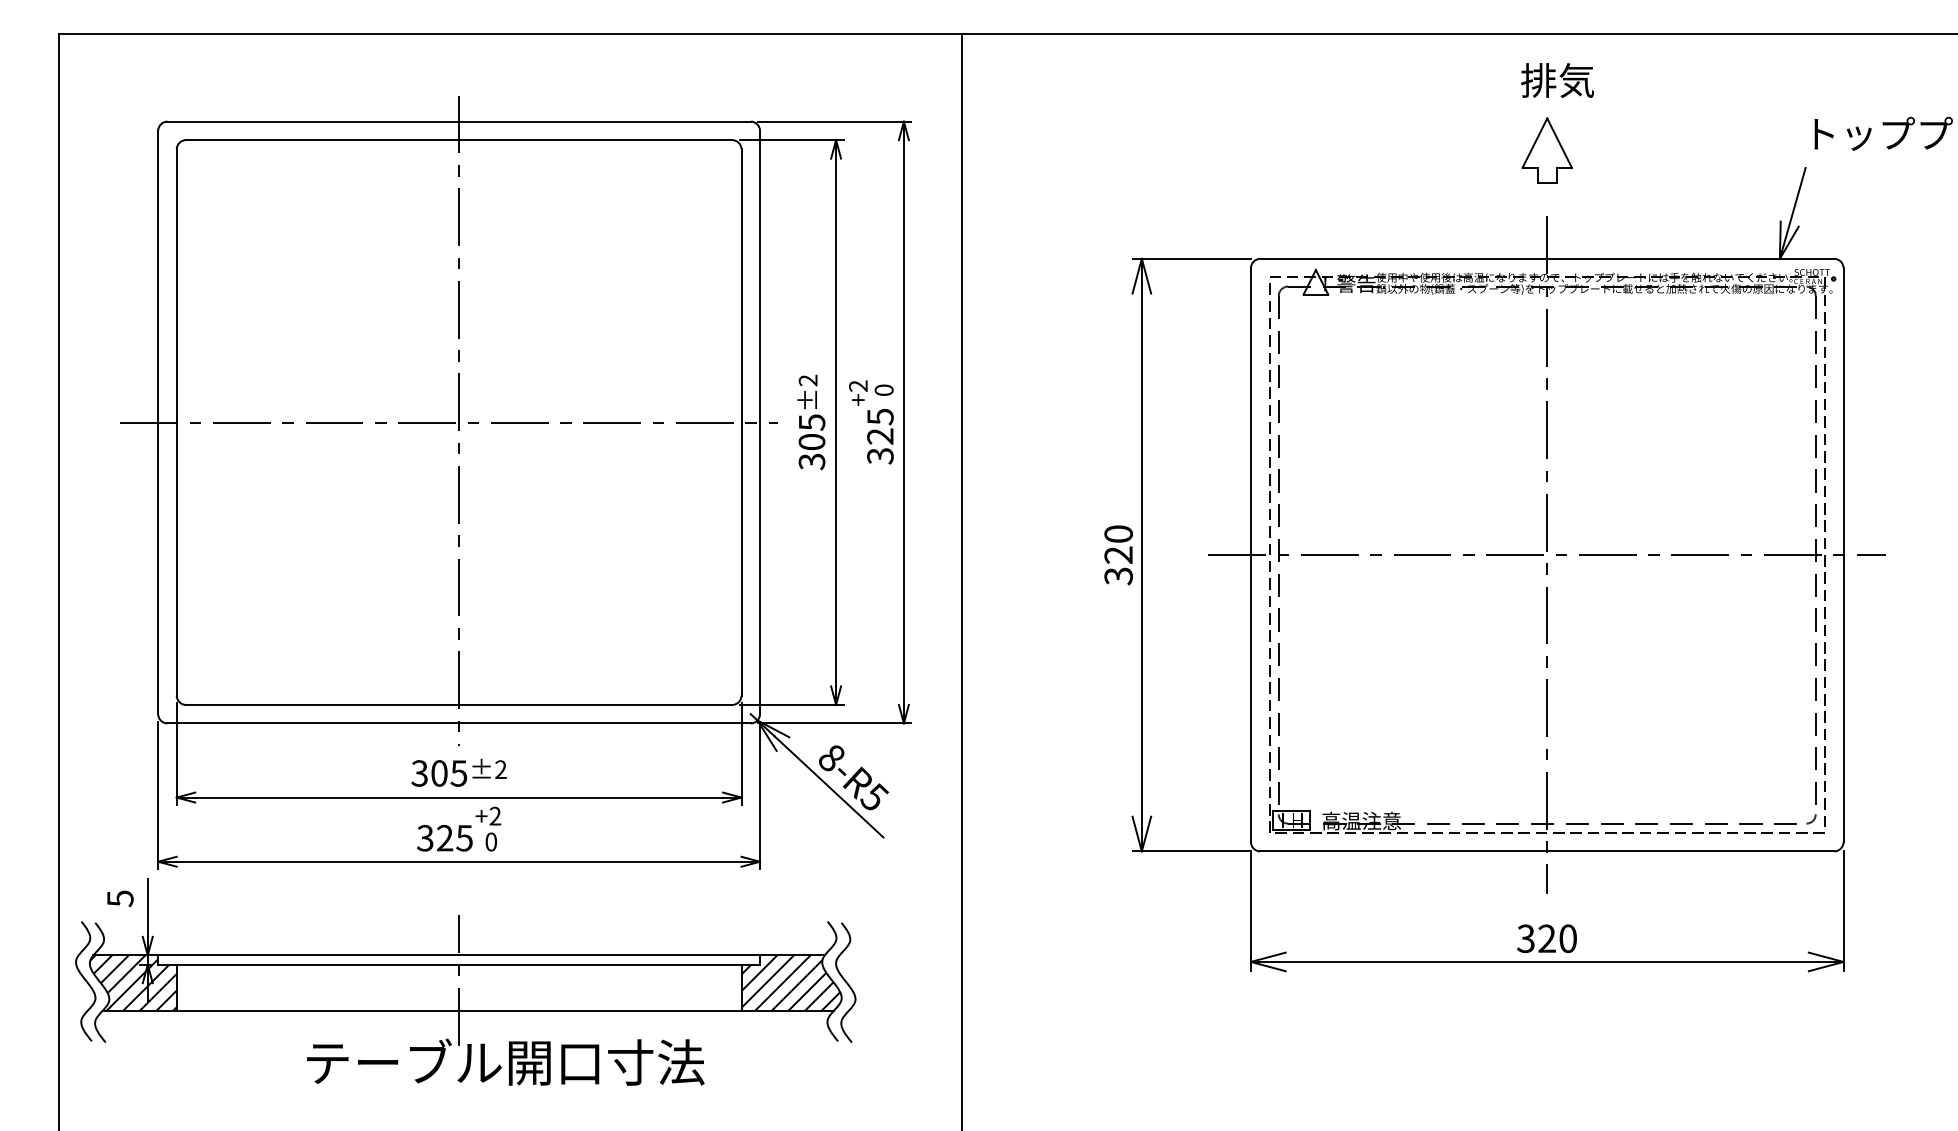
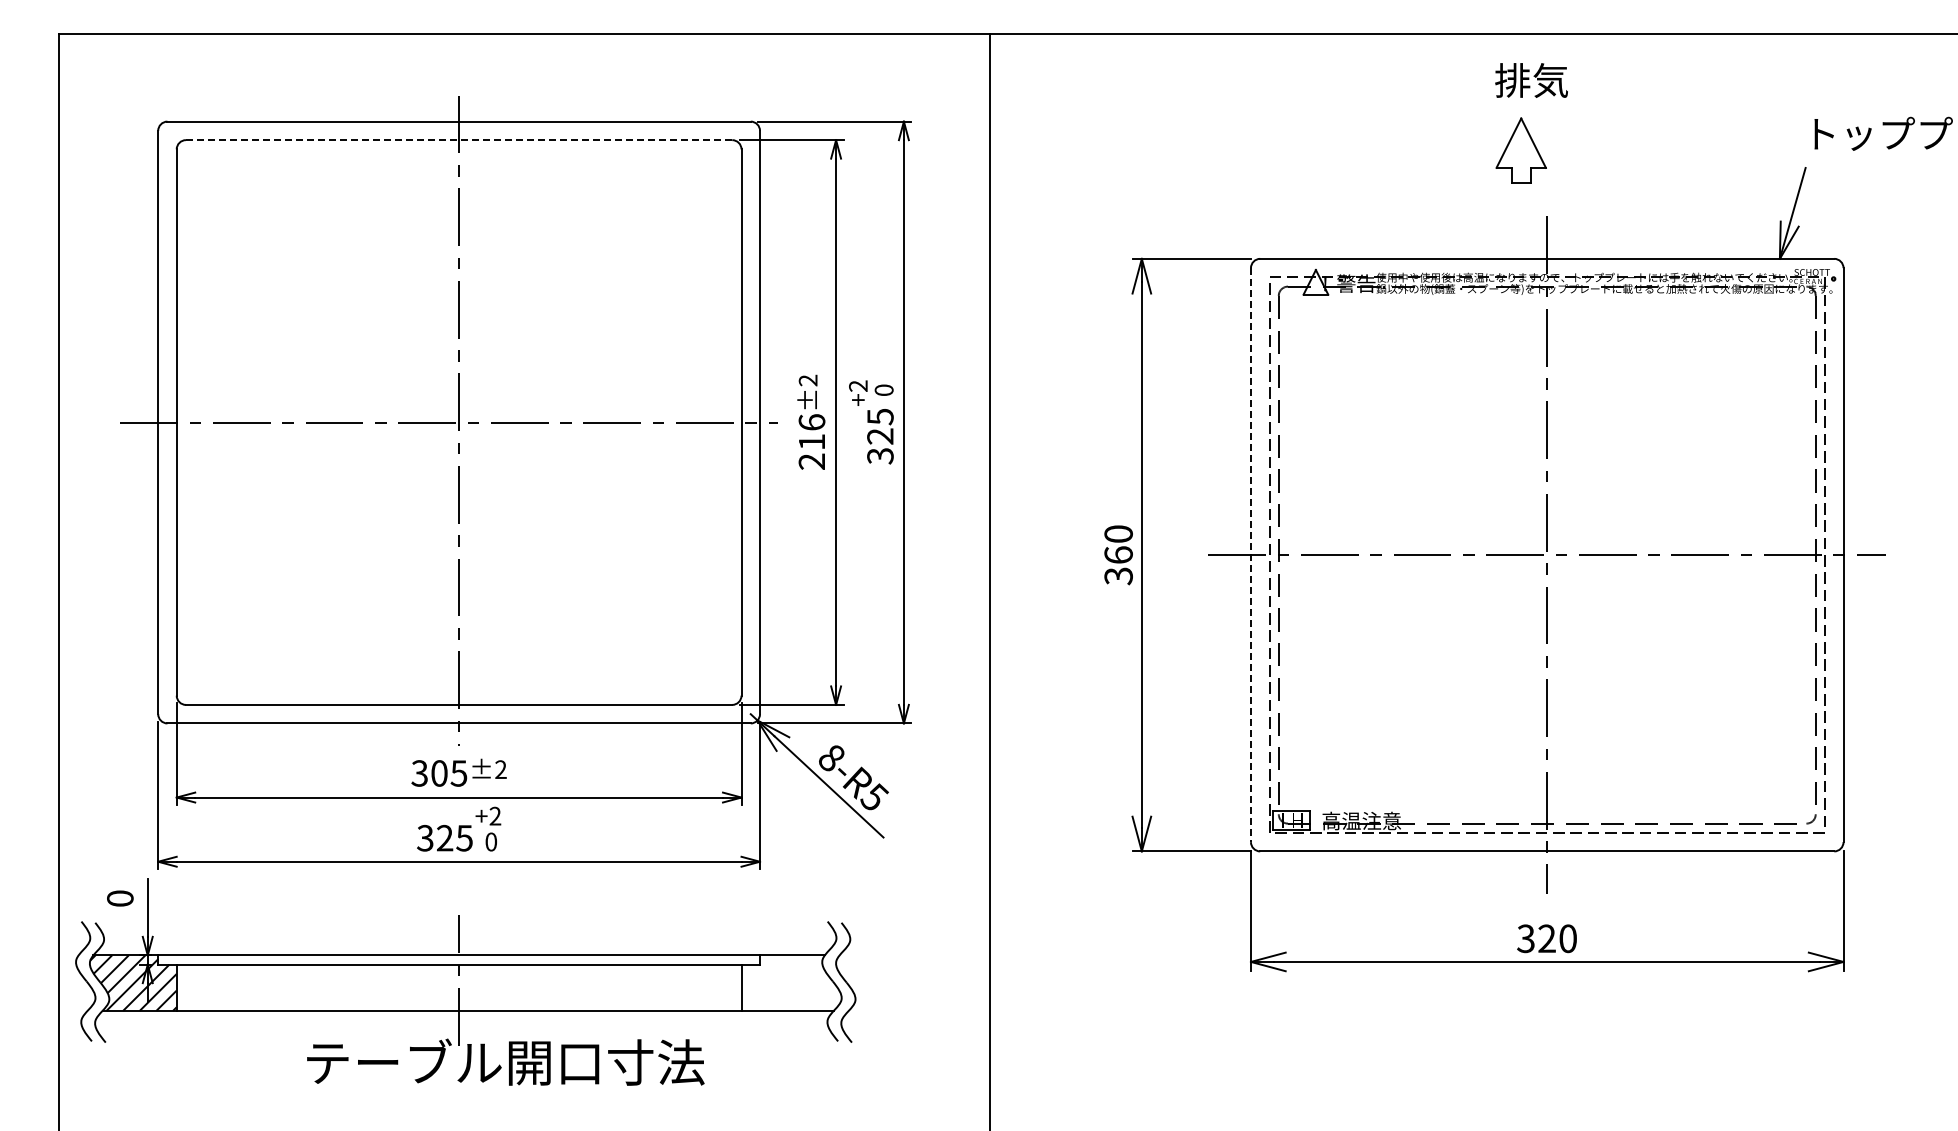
part position: (1557, 123) -> (1531, 123) (1531, 123)
line: solid -> dashed (459, 140)
text: 305 -> 216 (811, 442)
text: 320 -> 360 (1118, 554)
line: solid -> dashed (1250, 555)
line position: (962, 580) -> (990, 580) (990, 580)
text: 5 -> 0 (120, 898)
hatch: present -> none (790, 982)
